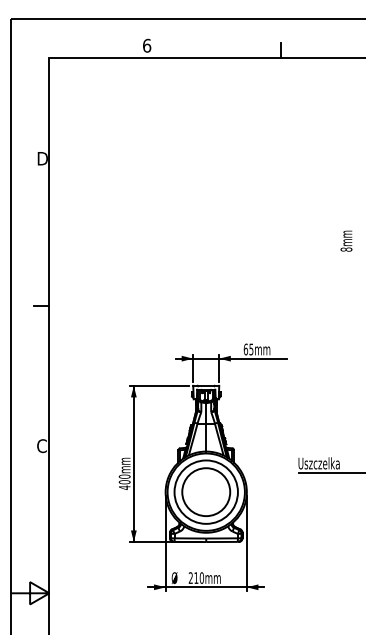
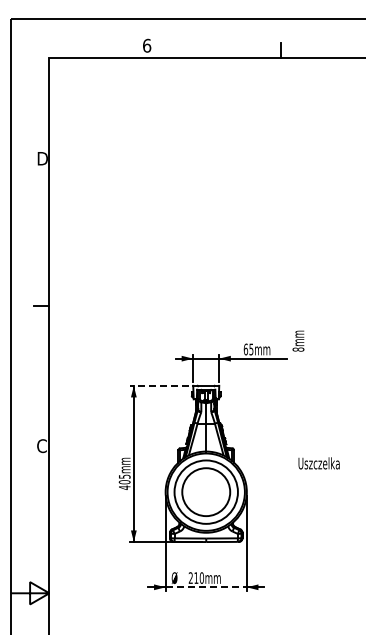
text position: (346, 240) -> (298, 340) (298, 340)
line: solid -> dashed (159, 385)
line: present -> none (330, 472)
text: 400mm -> 405mm (124, 476)
line: solid -> dashed (206, 587)
